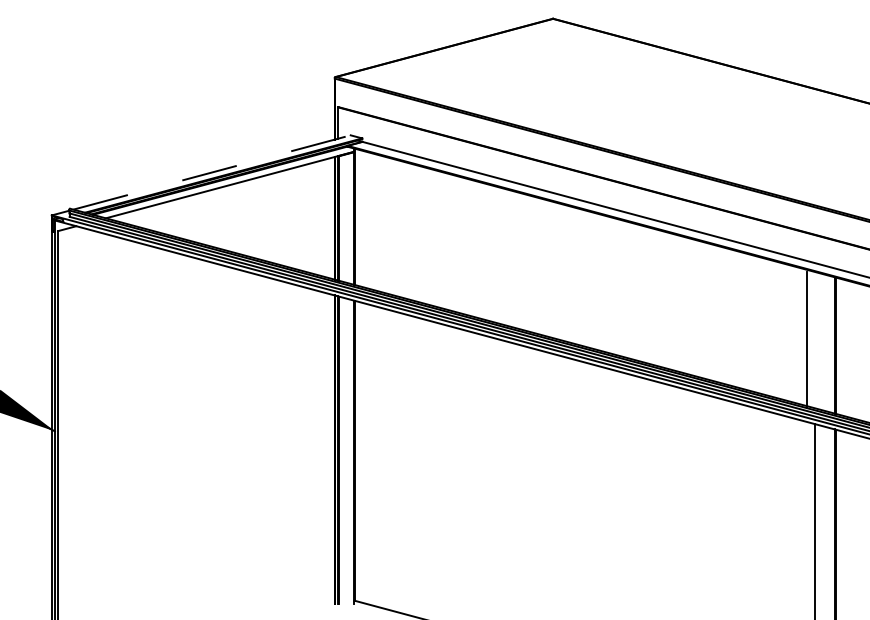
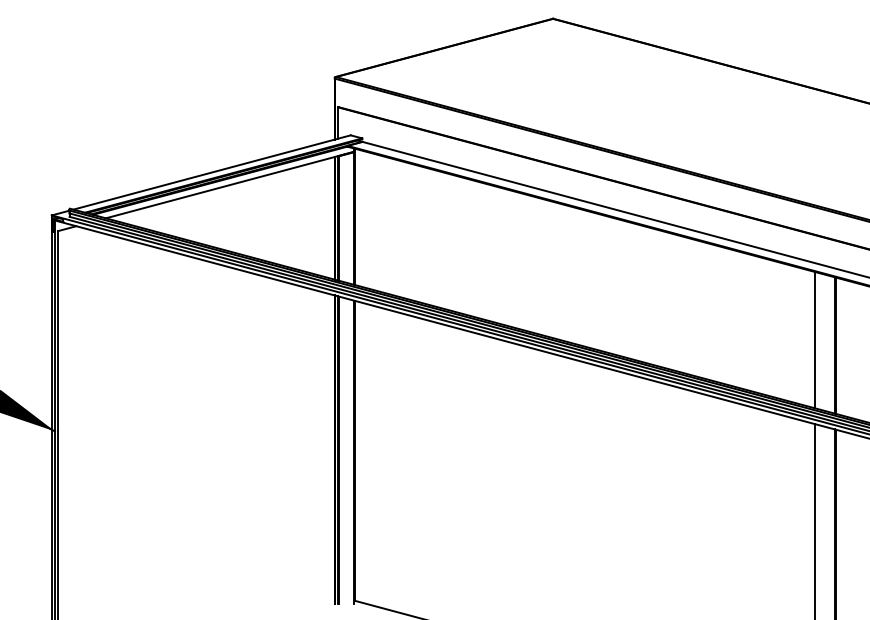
line: dashed -> solid (212, 172)
line position: (806, 339) -> (814, 339) (814, 339)
